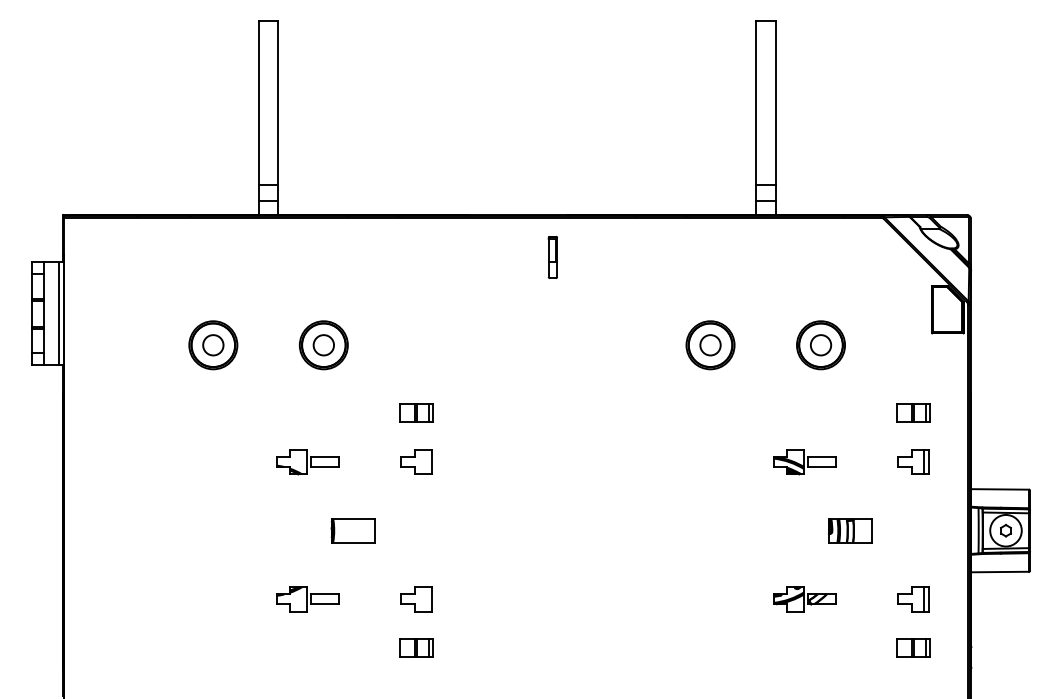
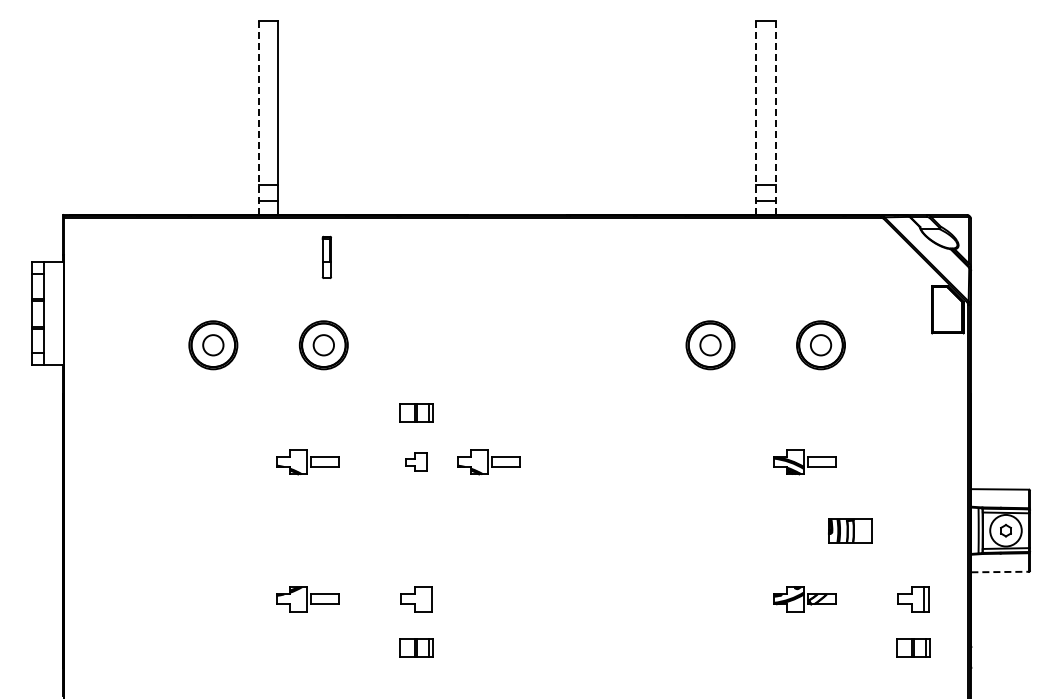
line: solid -> dashed (755, 117)
line: solid -> dashed (775, 117)
line: solid -> dashed (258, 118)
part position: (552, 256) -> (326, 256) (326, 256)
line: present -> none (59, 313)
part: present -> none (913, 412)
part size: 33x26 px -> 23x20 px (416, 461)
part: present -> none (913, 461)
part: none -> present (488, 462)
part: present -> none (352, 530)
line: solid -> dashed (1000, 572)
